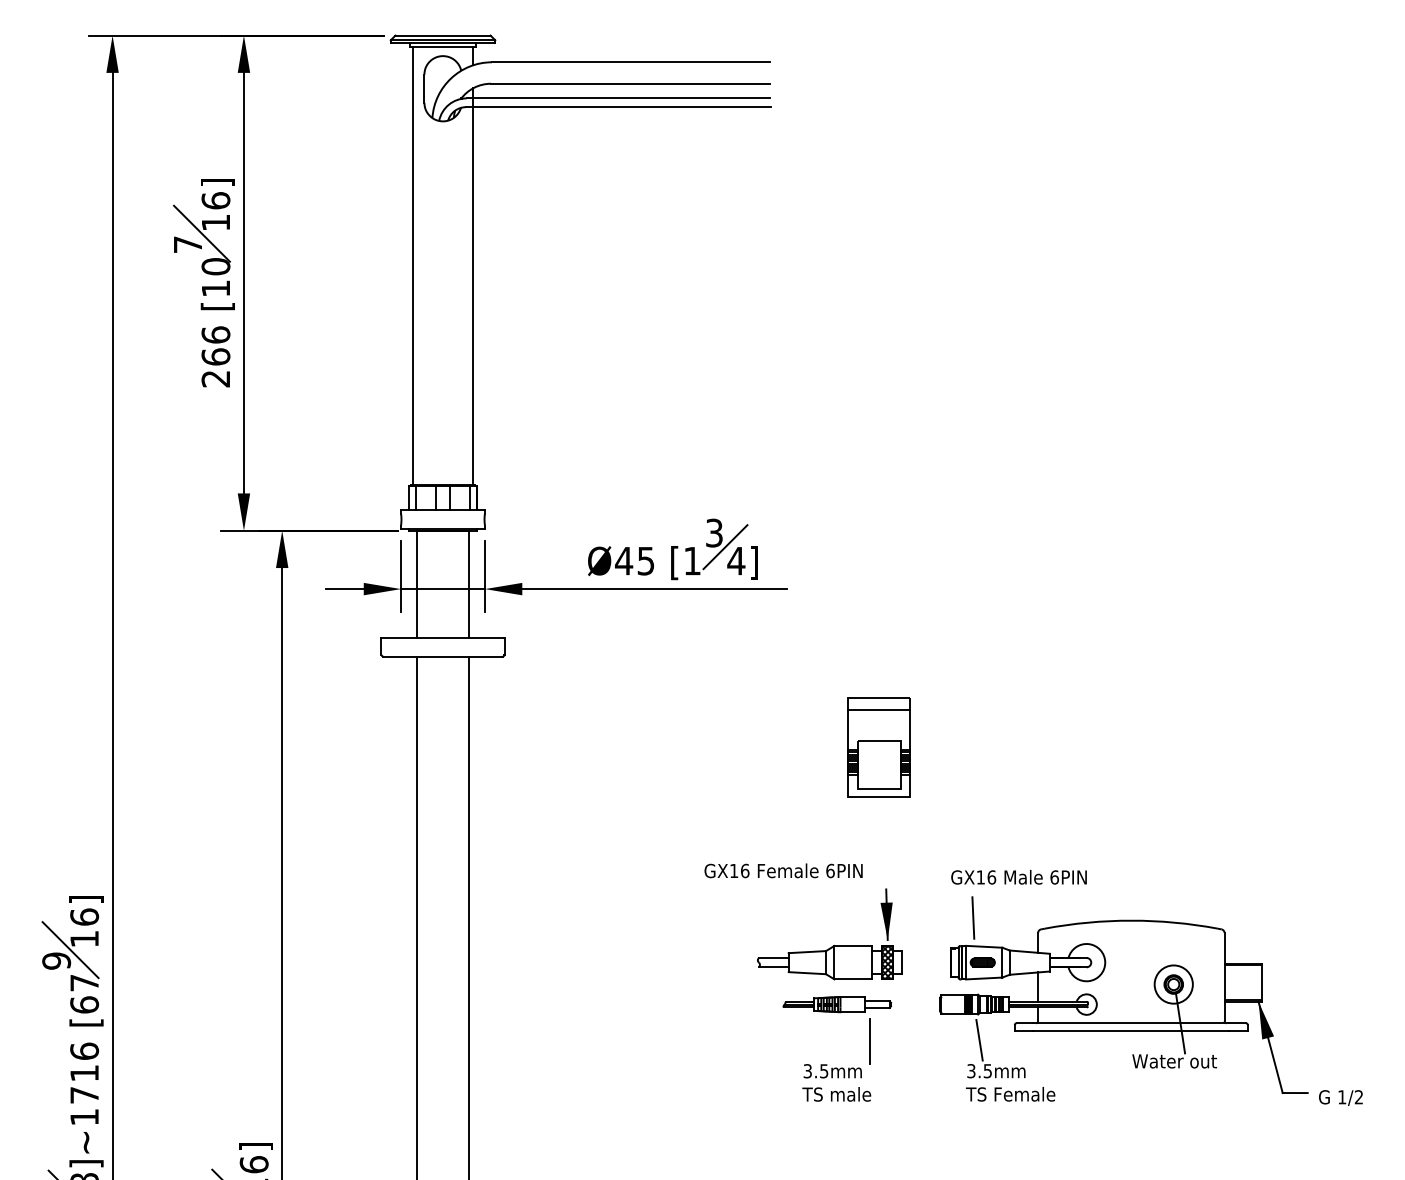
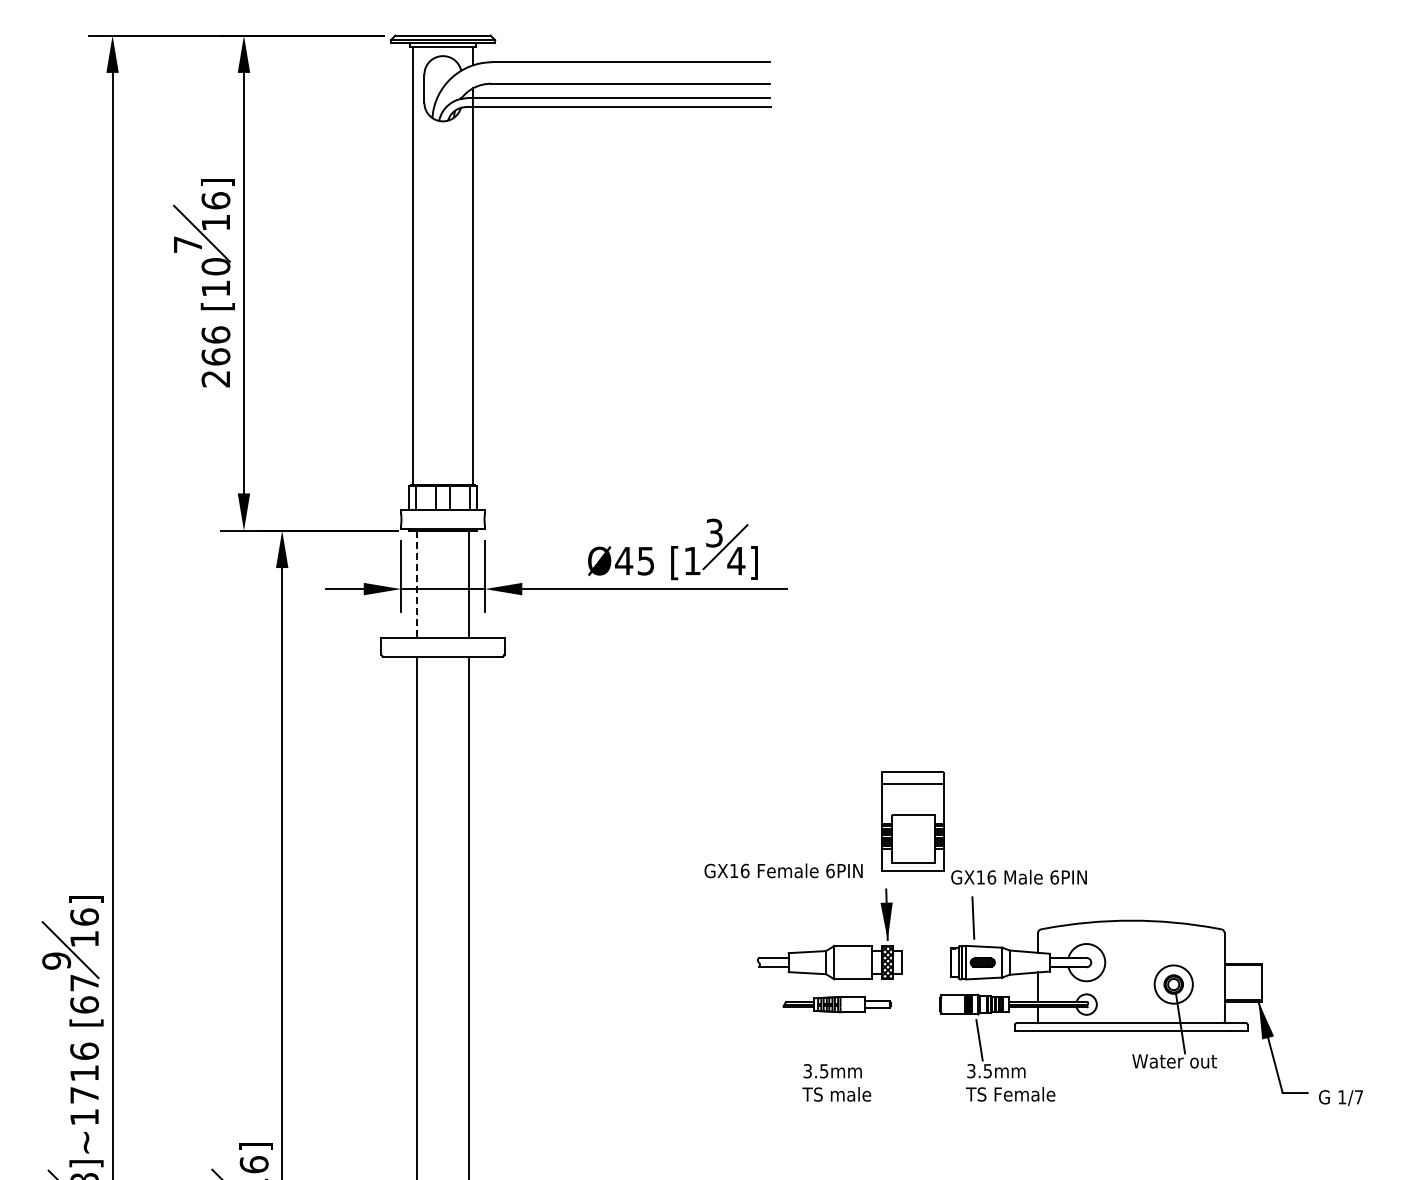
line: solid -> dashed (416, 585)
part position: (878, 747) -> (912, 821) (912, 821)
line: present -> none (869, 1041)
text: 1/2 -> 1/7 (1358, 1097)
